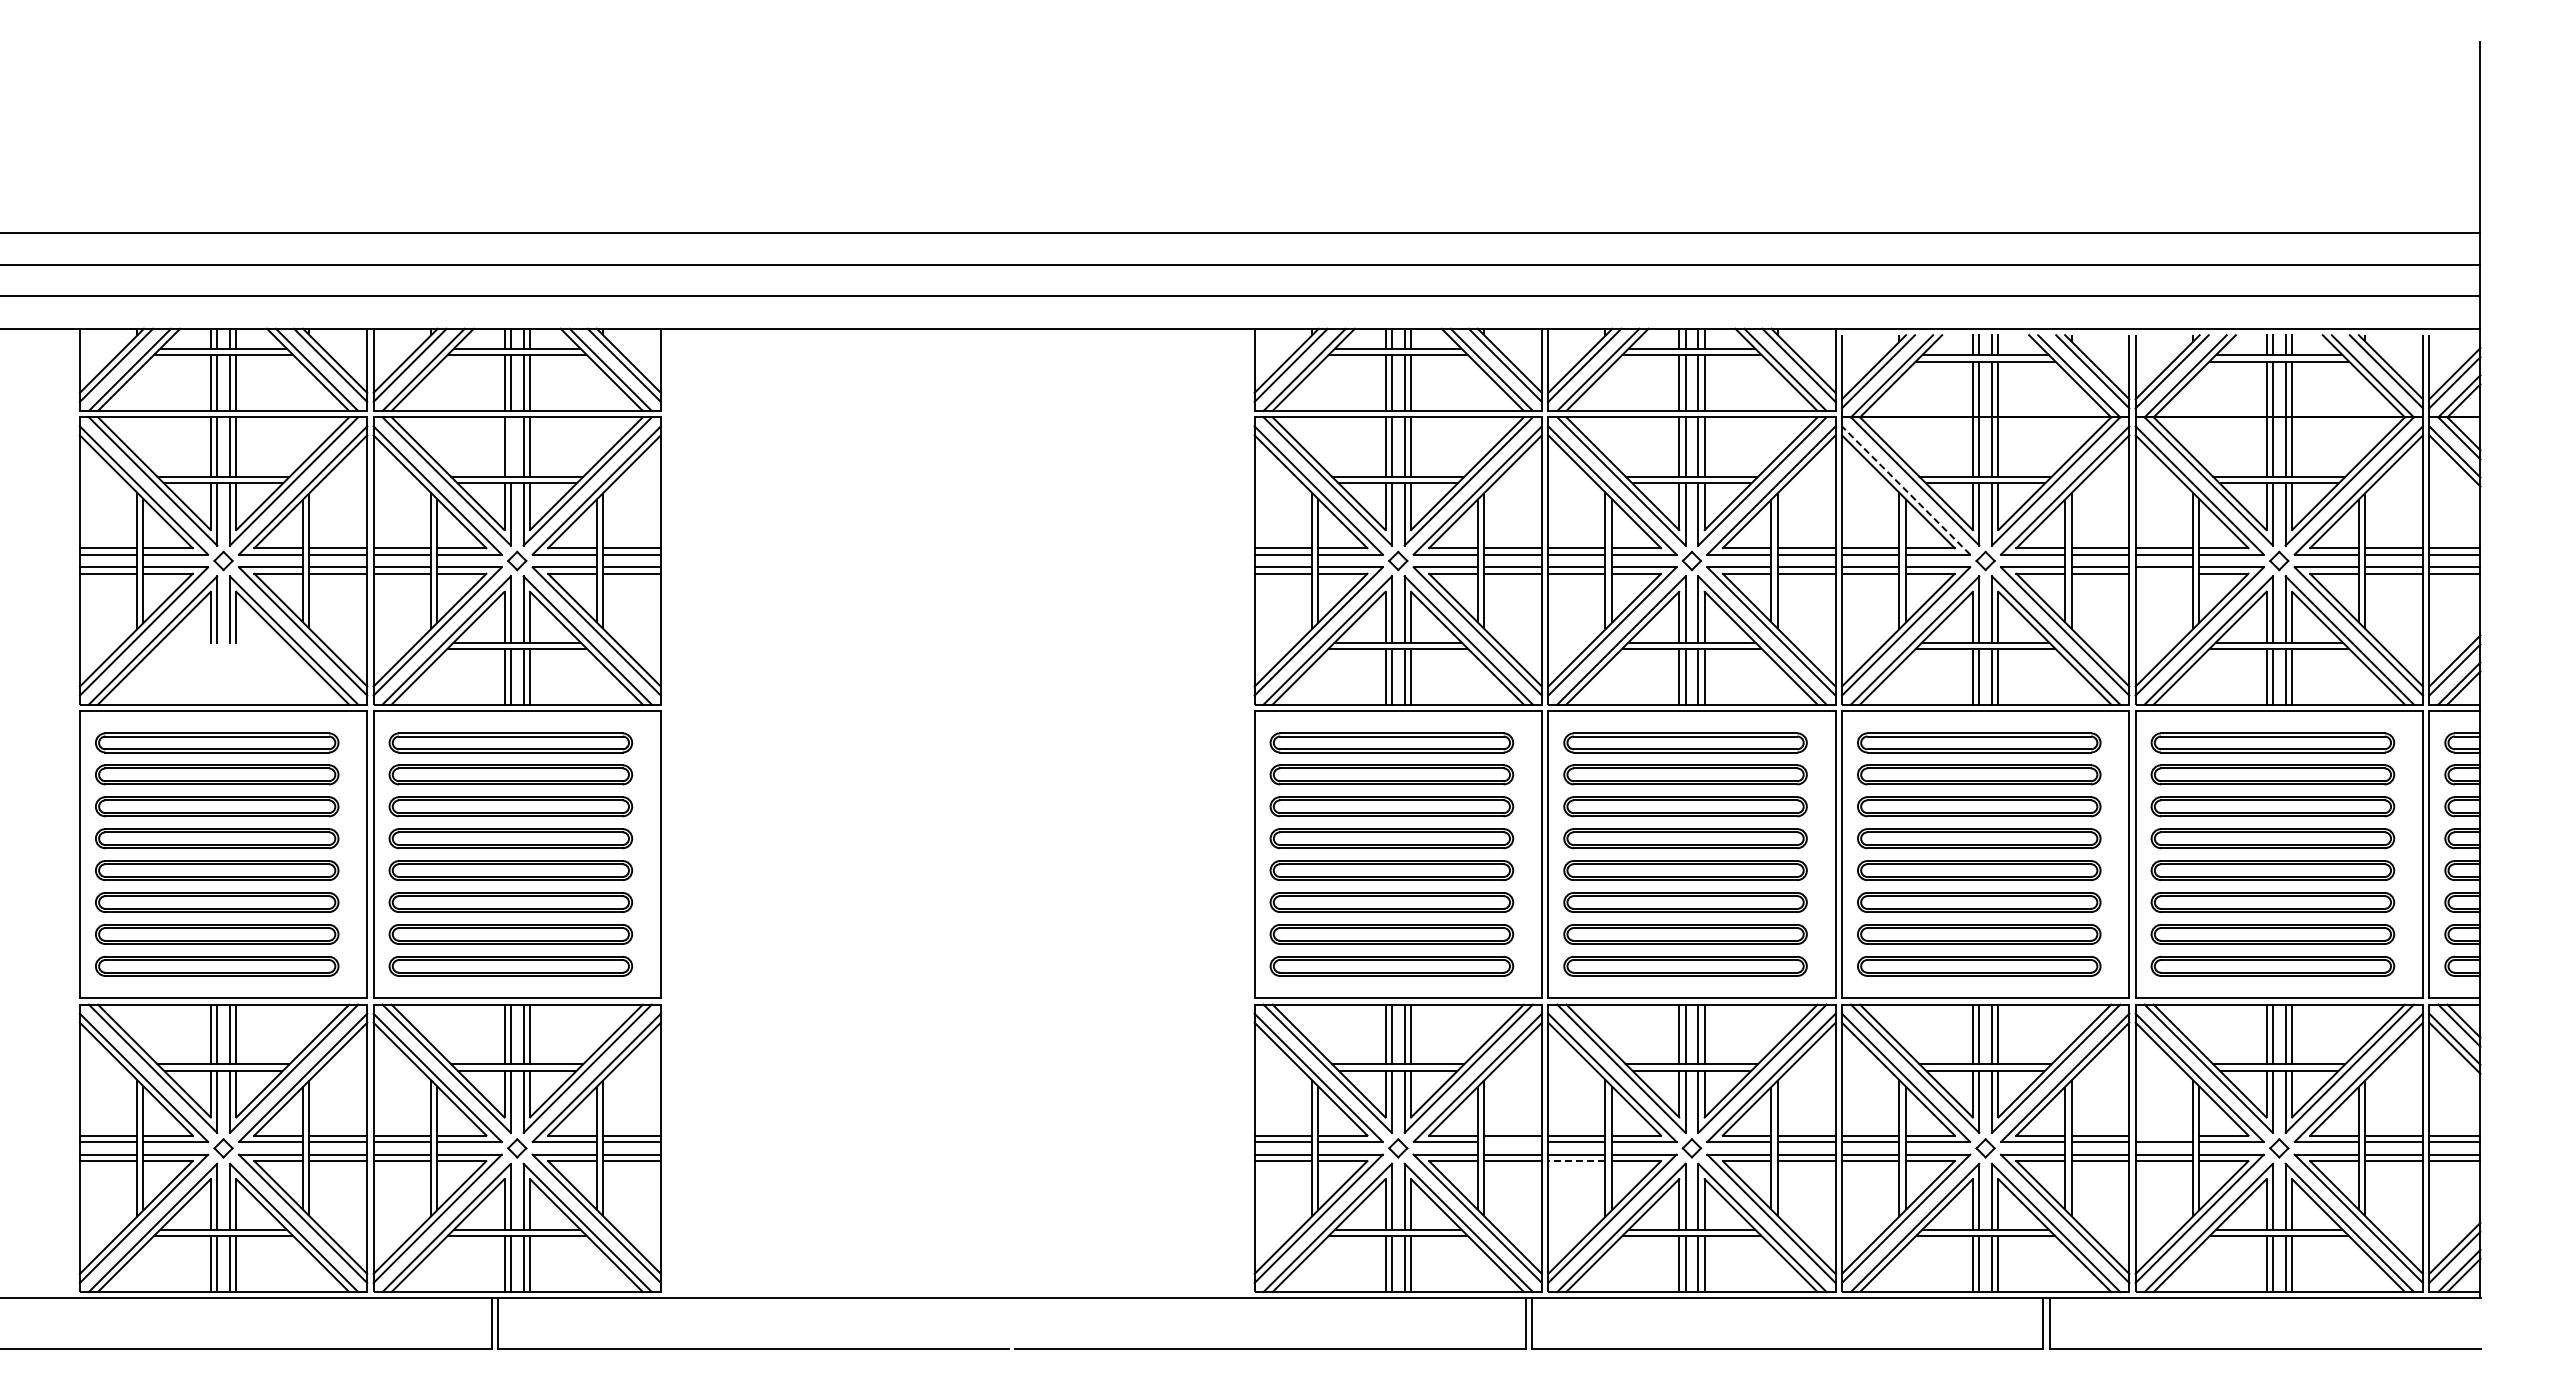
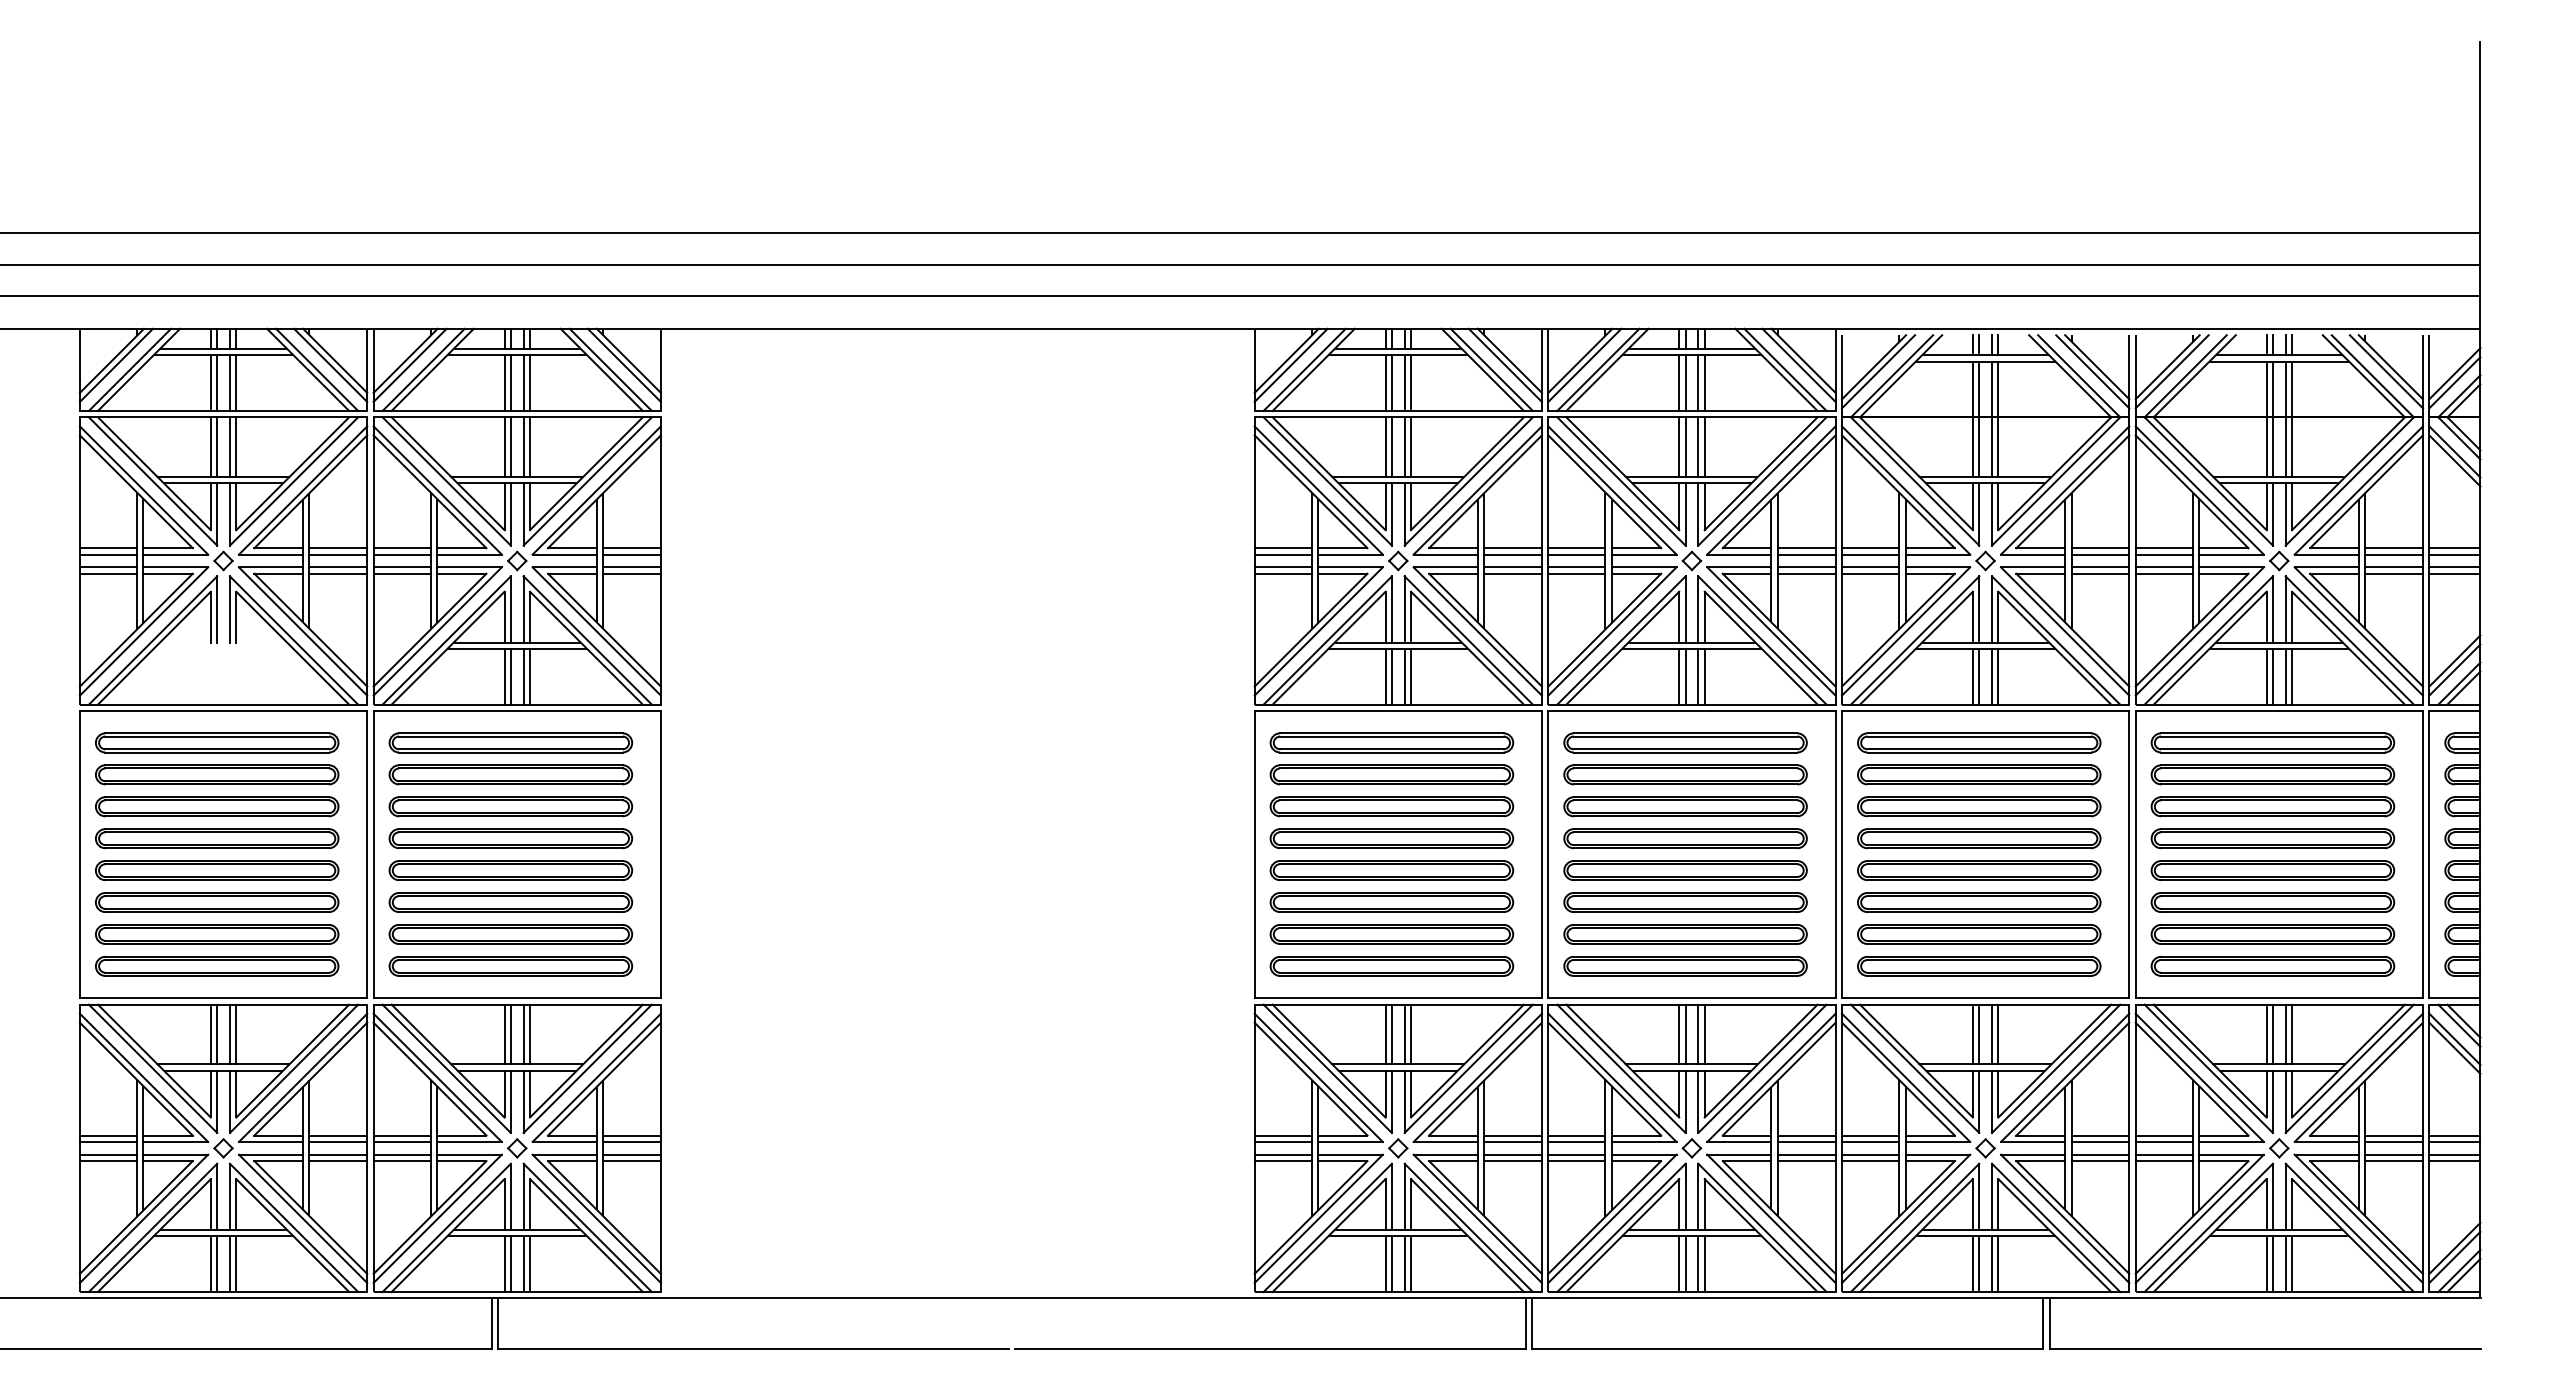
line: none -> present (510, 446)
line: dashed -> solid (1906, 490)
line: none -> present (2163, 573)
line: none -> present (2163, 1135)
line: none -> present (1512, 1141)
line: dashed -> solid (1576, 1161)
